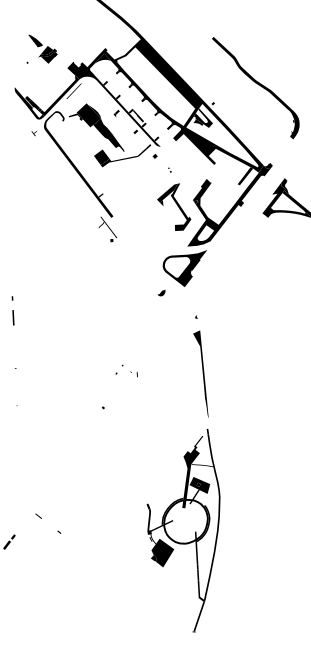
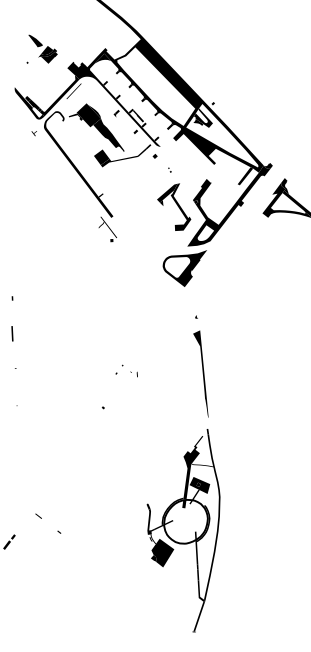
part: present -> none (255, 88)
part: present -> none (161, 293)
line position: (13, 317) -> (12, 333) (12, 333)
